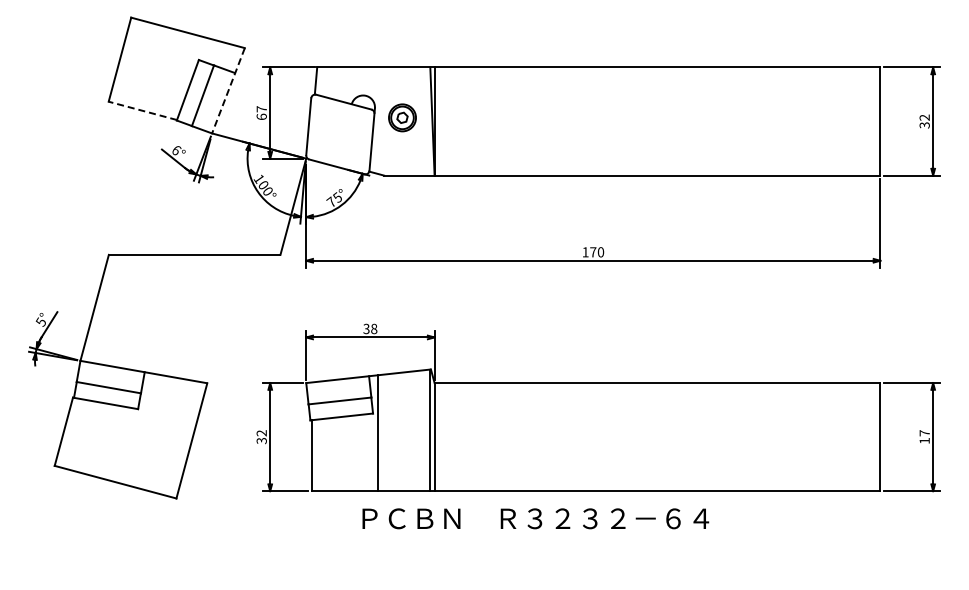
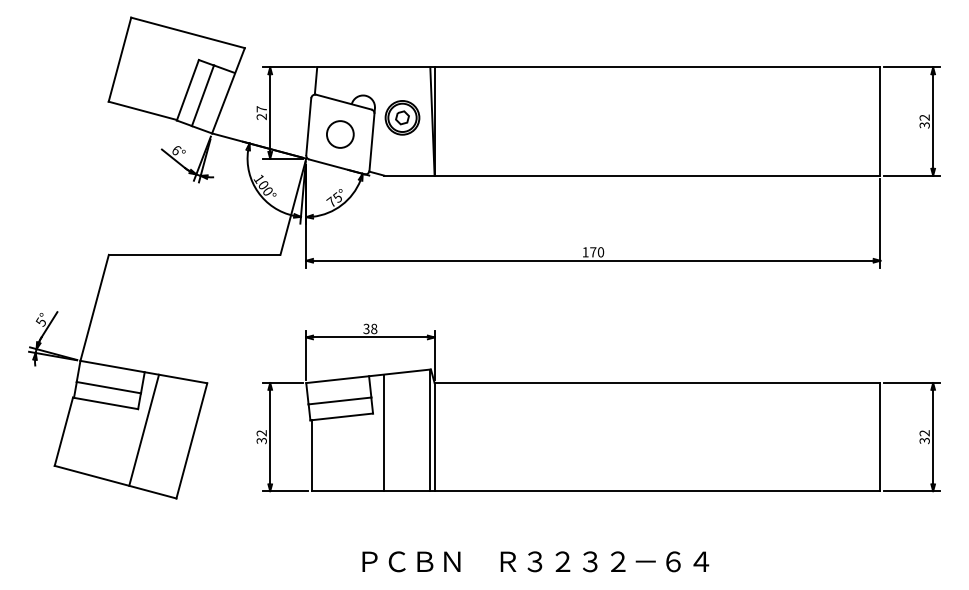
line: dashed -> solid (228, 90)
line: dashed -> solid (142, 110)
text: 67 -> 27 (261, 116)
part size: 29x30 px -> 37x36 px (402, 117)
circle: none -> present (340, 134)
line: none -> present (144, 429)
line position: (378, 432) -> (384, 432) (384, 432)
text: 17 -> 32 (924, 437)
text position: (535, 518) -> (535, 561) (535, 561)
